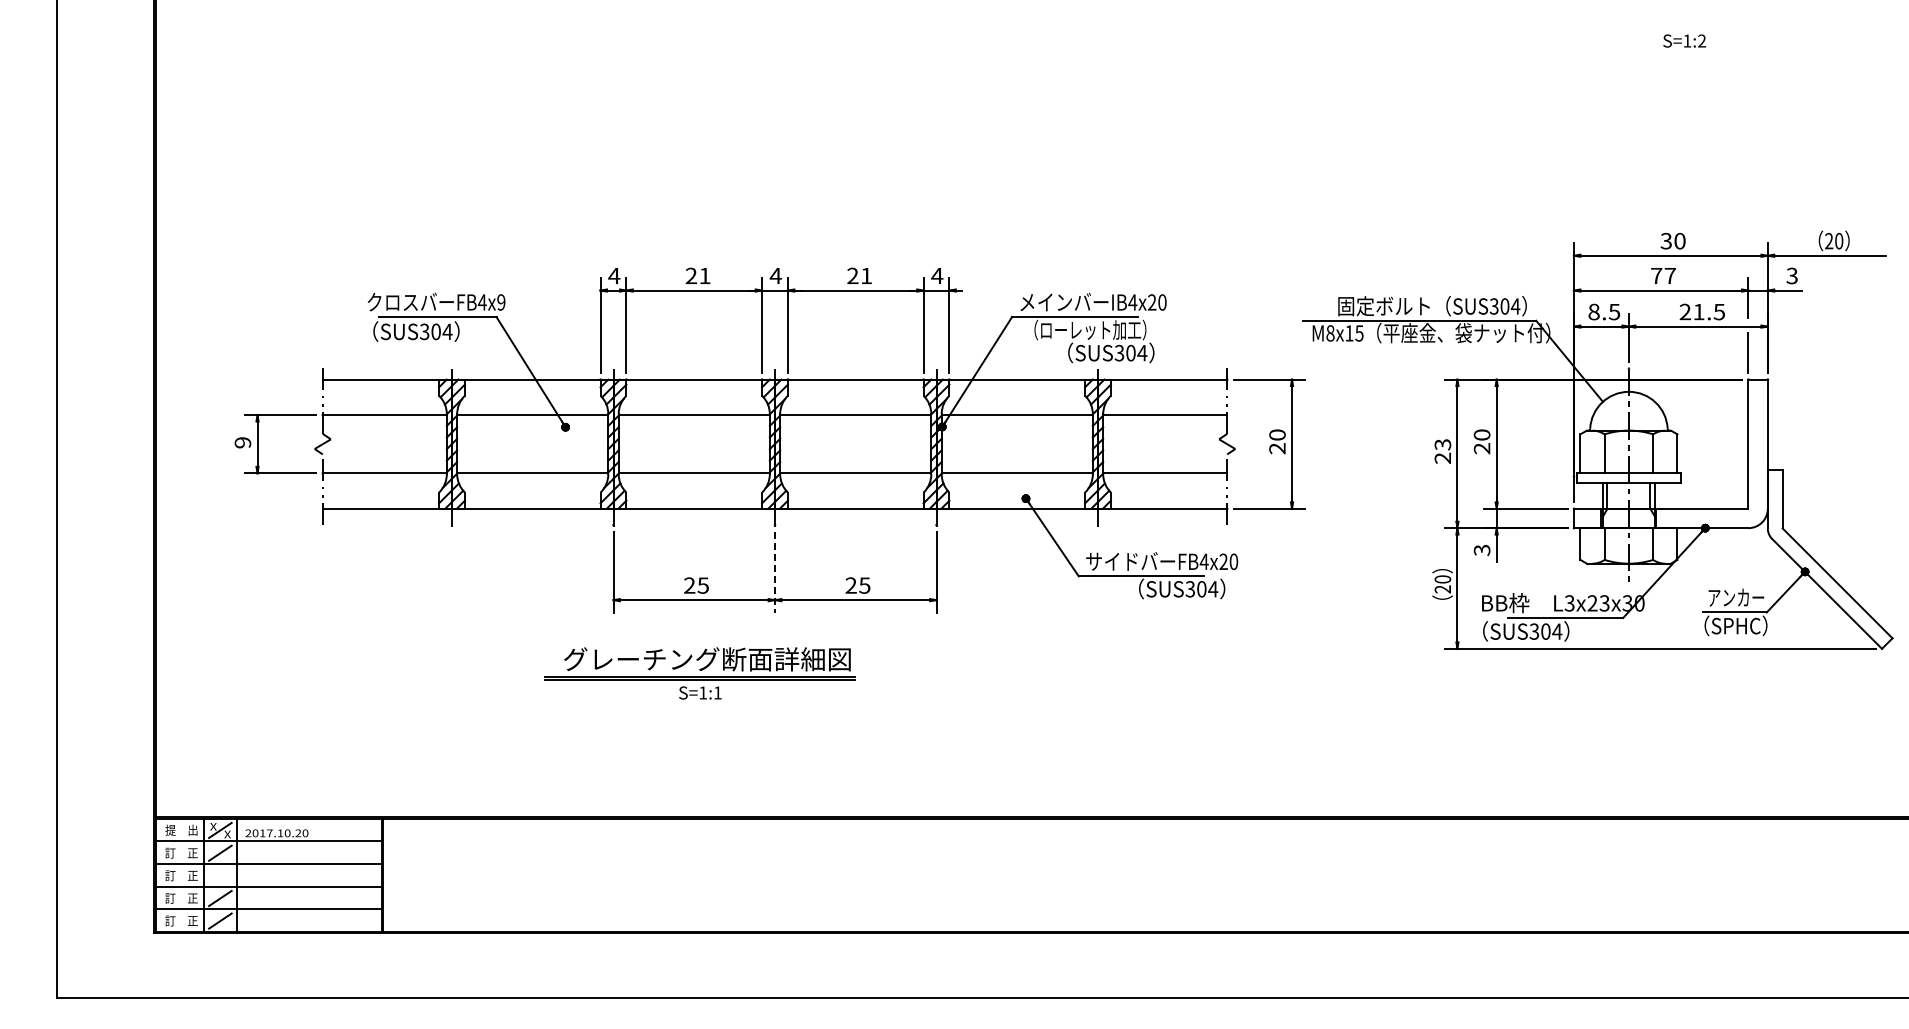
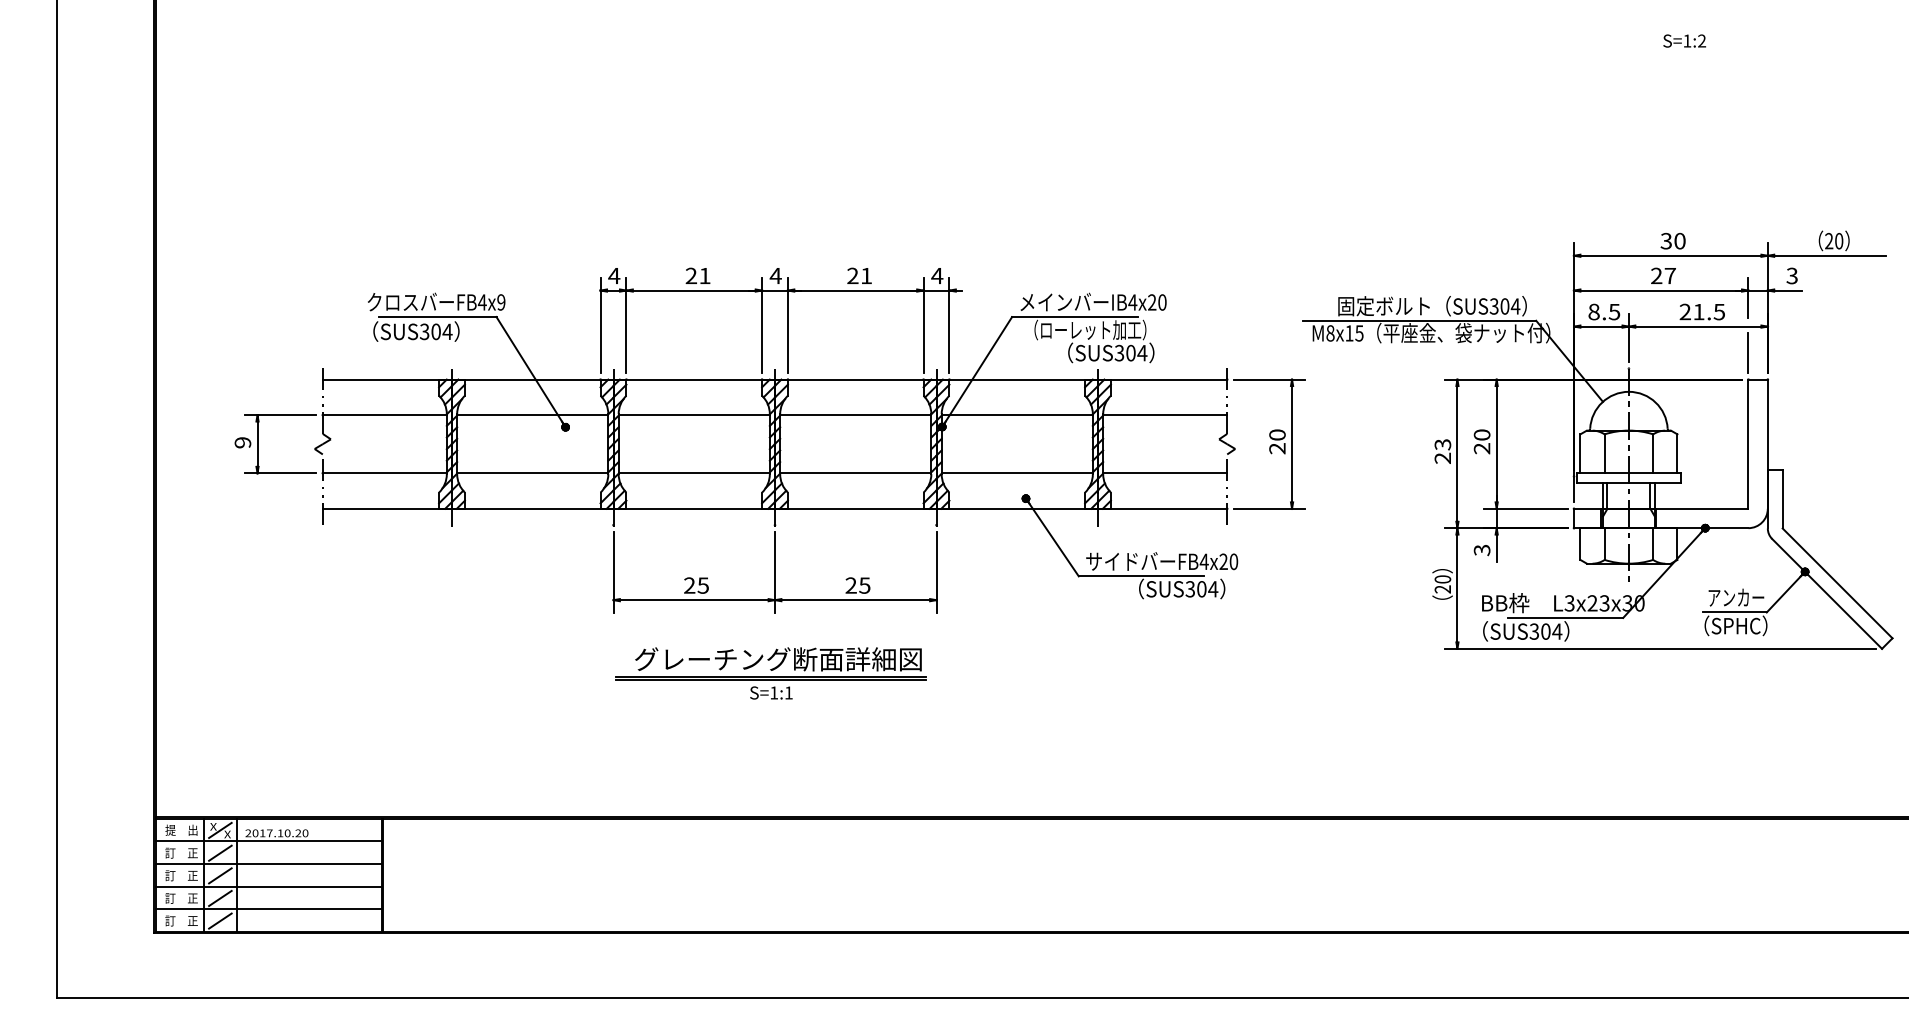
text: 77 -> 27 (1656, 275)
line: dashed -> solid (775, 572)
part position: (699, 673) -> (770, 673) (770, 673)
line: none -> present (220, 875)
